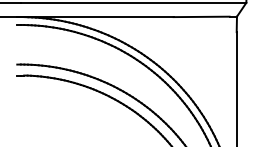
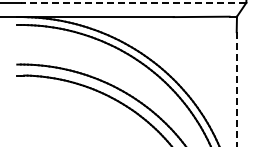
line: solid -> dashed (133, 2)
line: solid -> dashed (236, 90)
